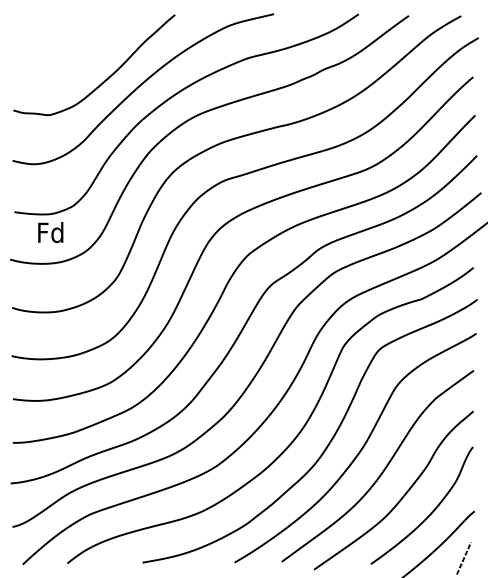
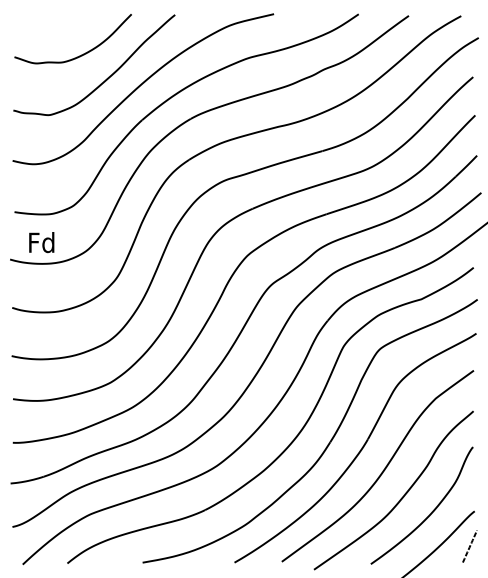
curve: none -> present (79, 55)
text position: (50, 232) -> (41, 242) (41, 242)
curve position: (463, 558) -> (469, 546) (469, 546)
